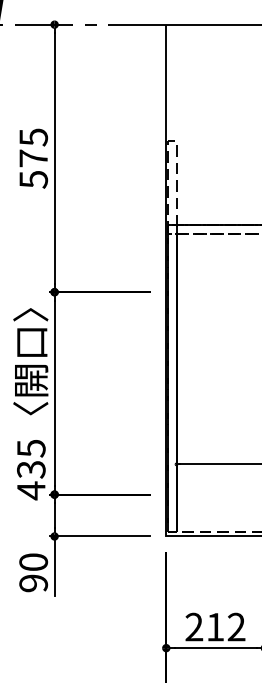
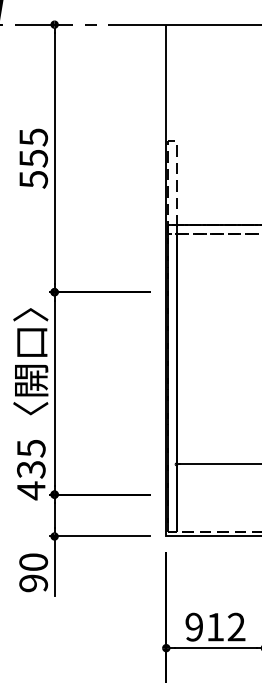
text: 575 -> 555 (33, 158)
text: 212 -> 912 (194, 627)
